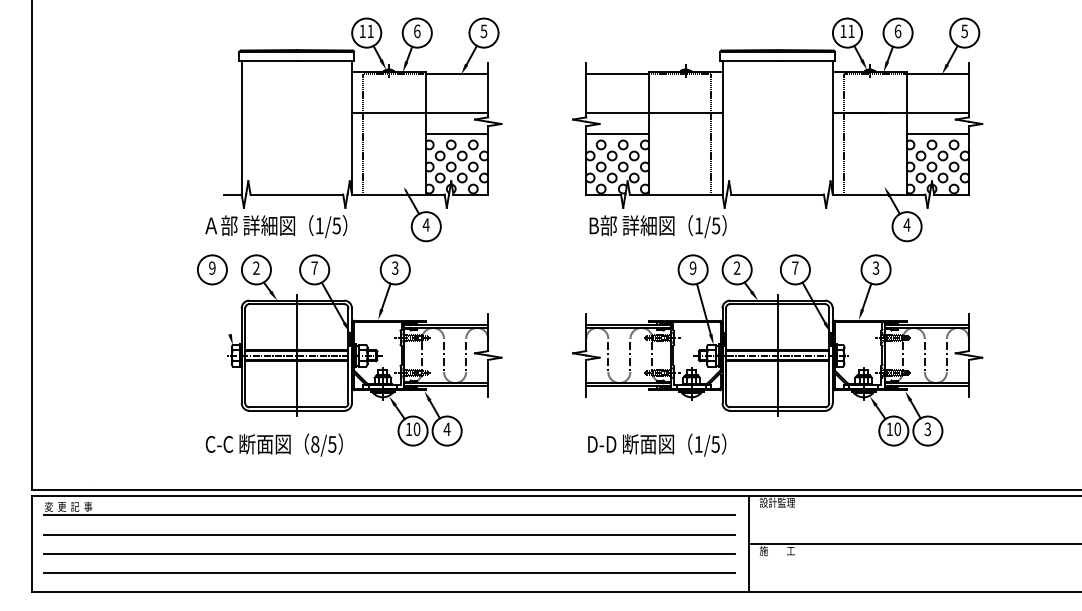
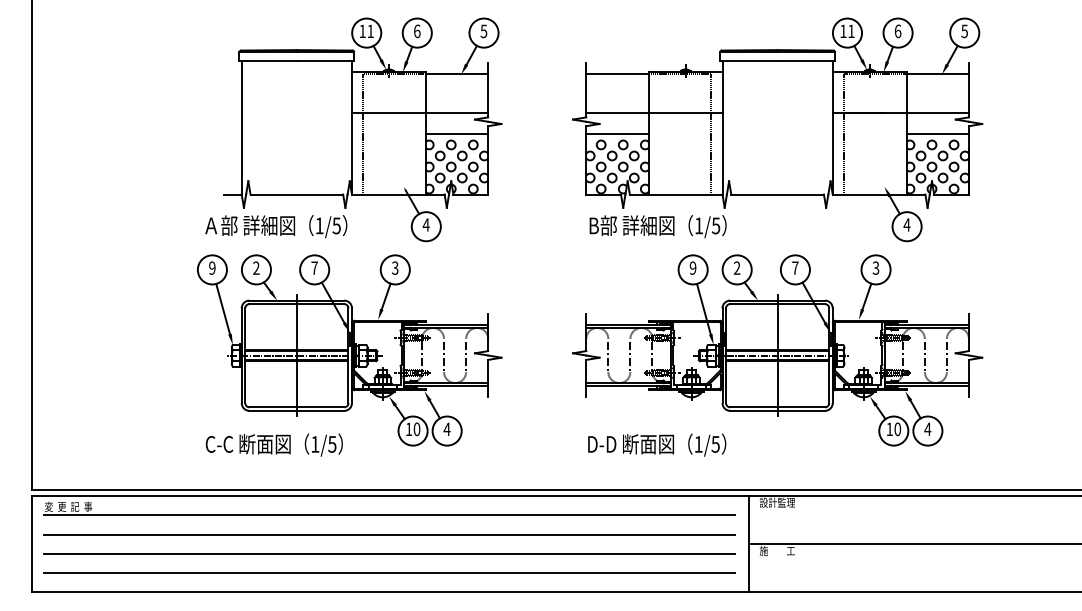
line: none -> present (223, 308)
text: 3 -> 4 (927, 429)
text: 8/5 -> 1/5 (315, 444)
